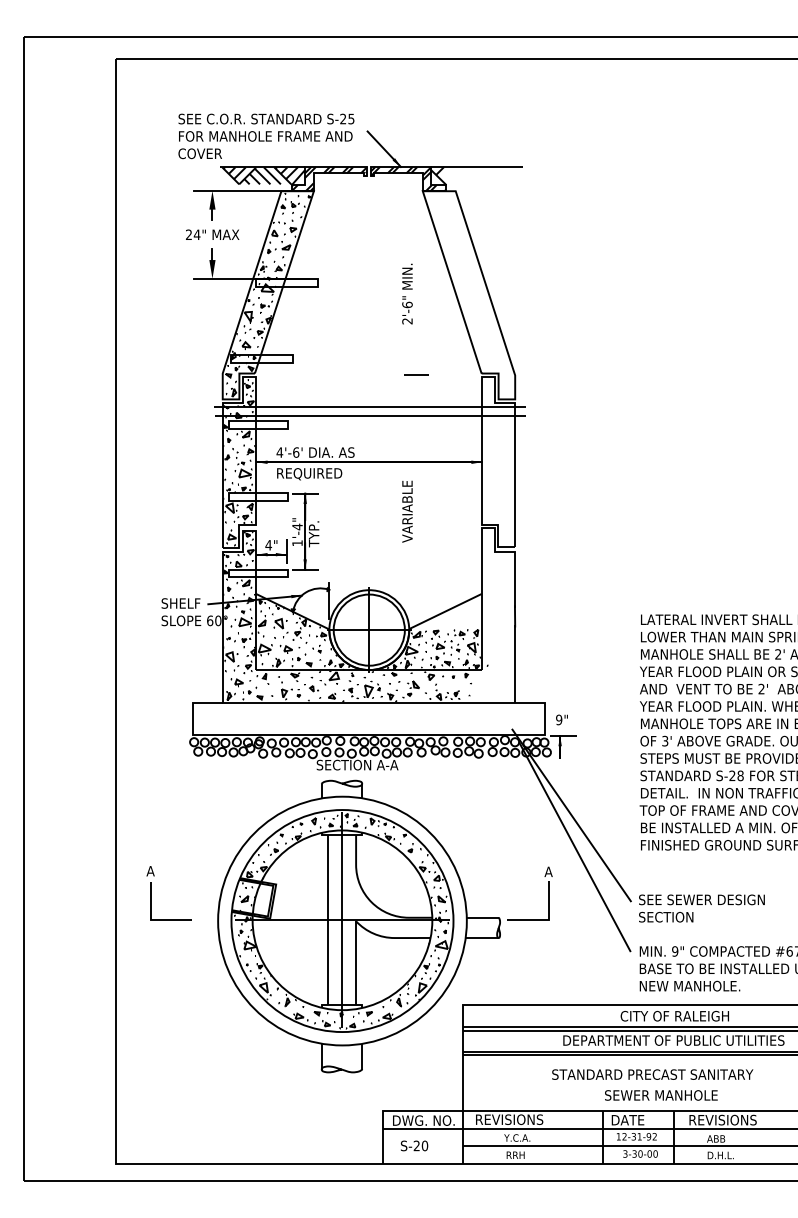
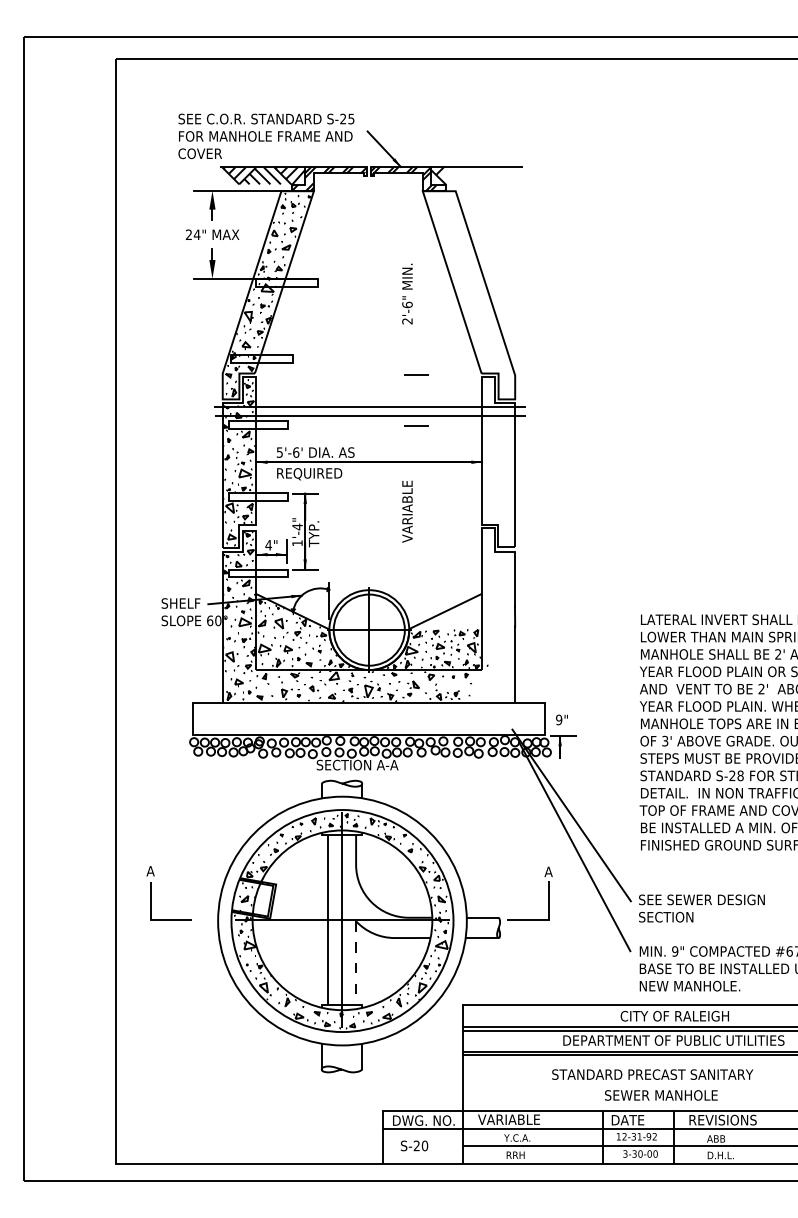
line: none -> present (416, 425)
text: 4'-6' -> 5'-6' (279, 452)
line: solid -> dashed (356, 963)
text: REVISIONS -> VARIABLE (509, 1119)
